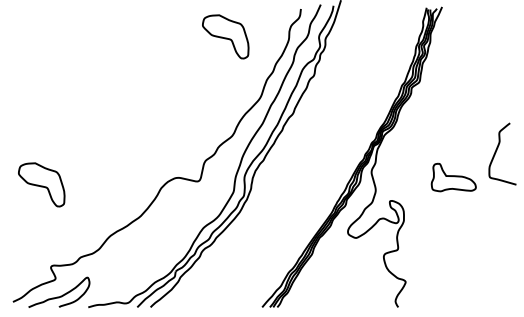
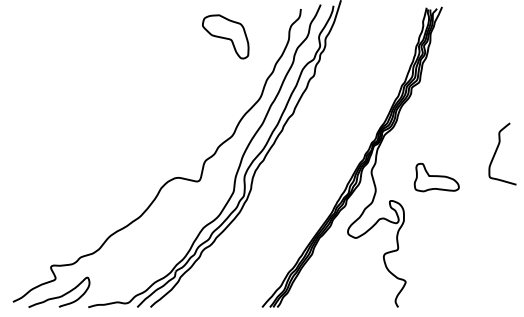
part position: (453, 177) -> (436, 177) (436, 177)
part: present -> none (41, 184)
